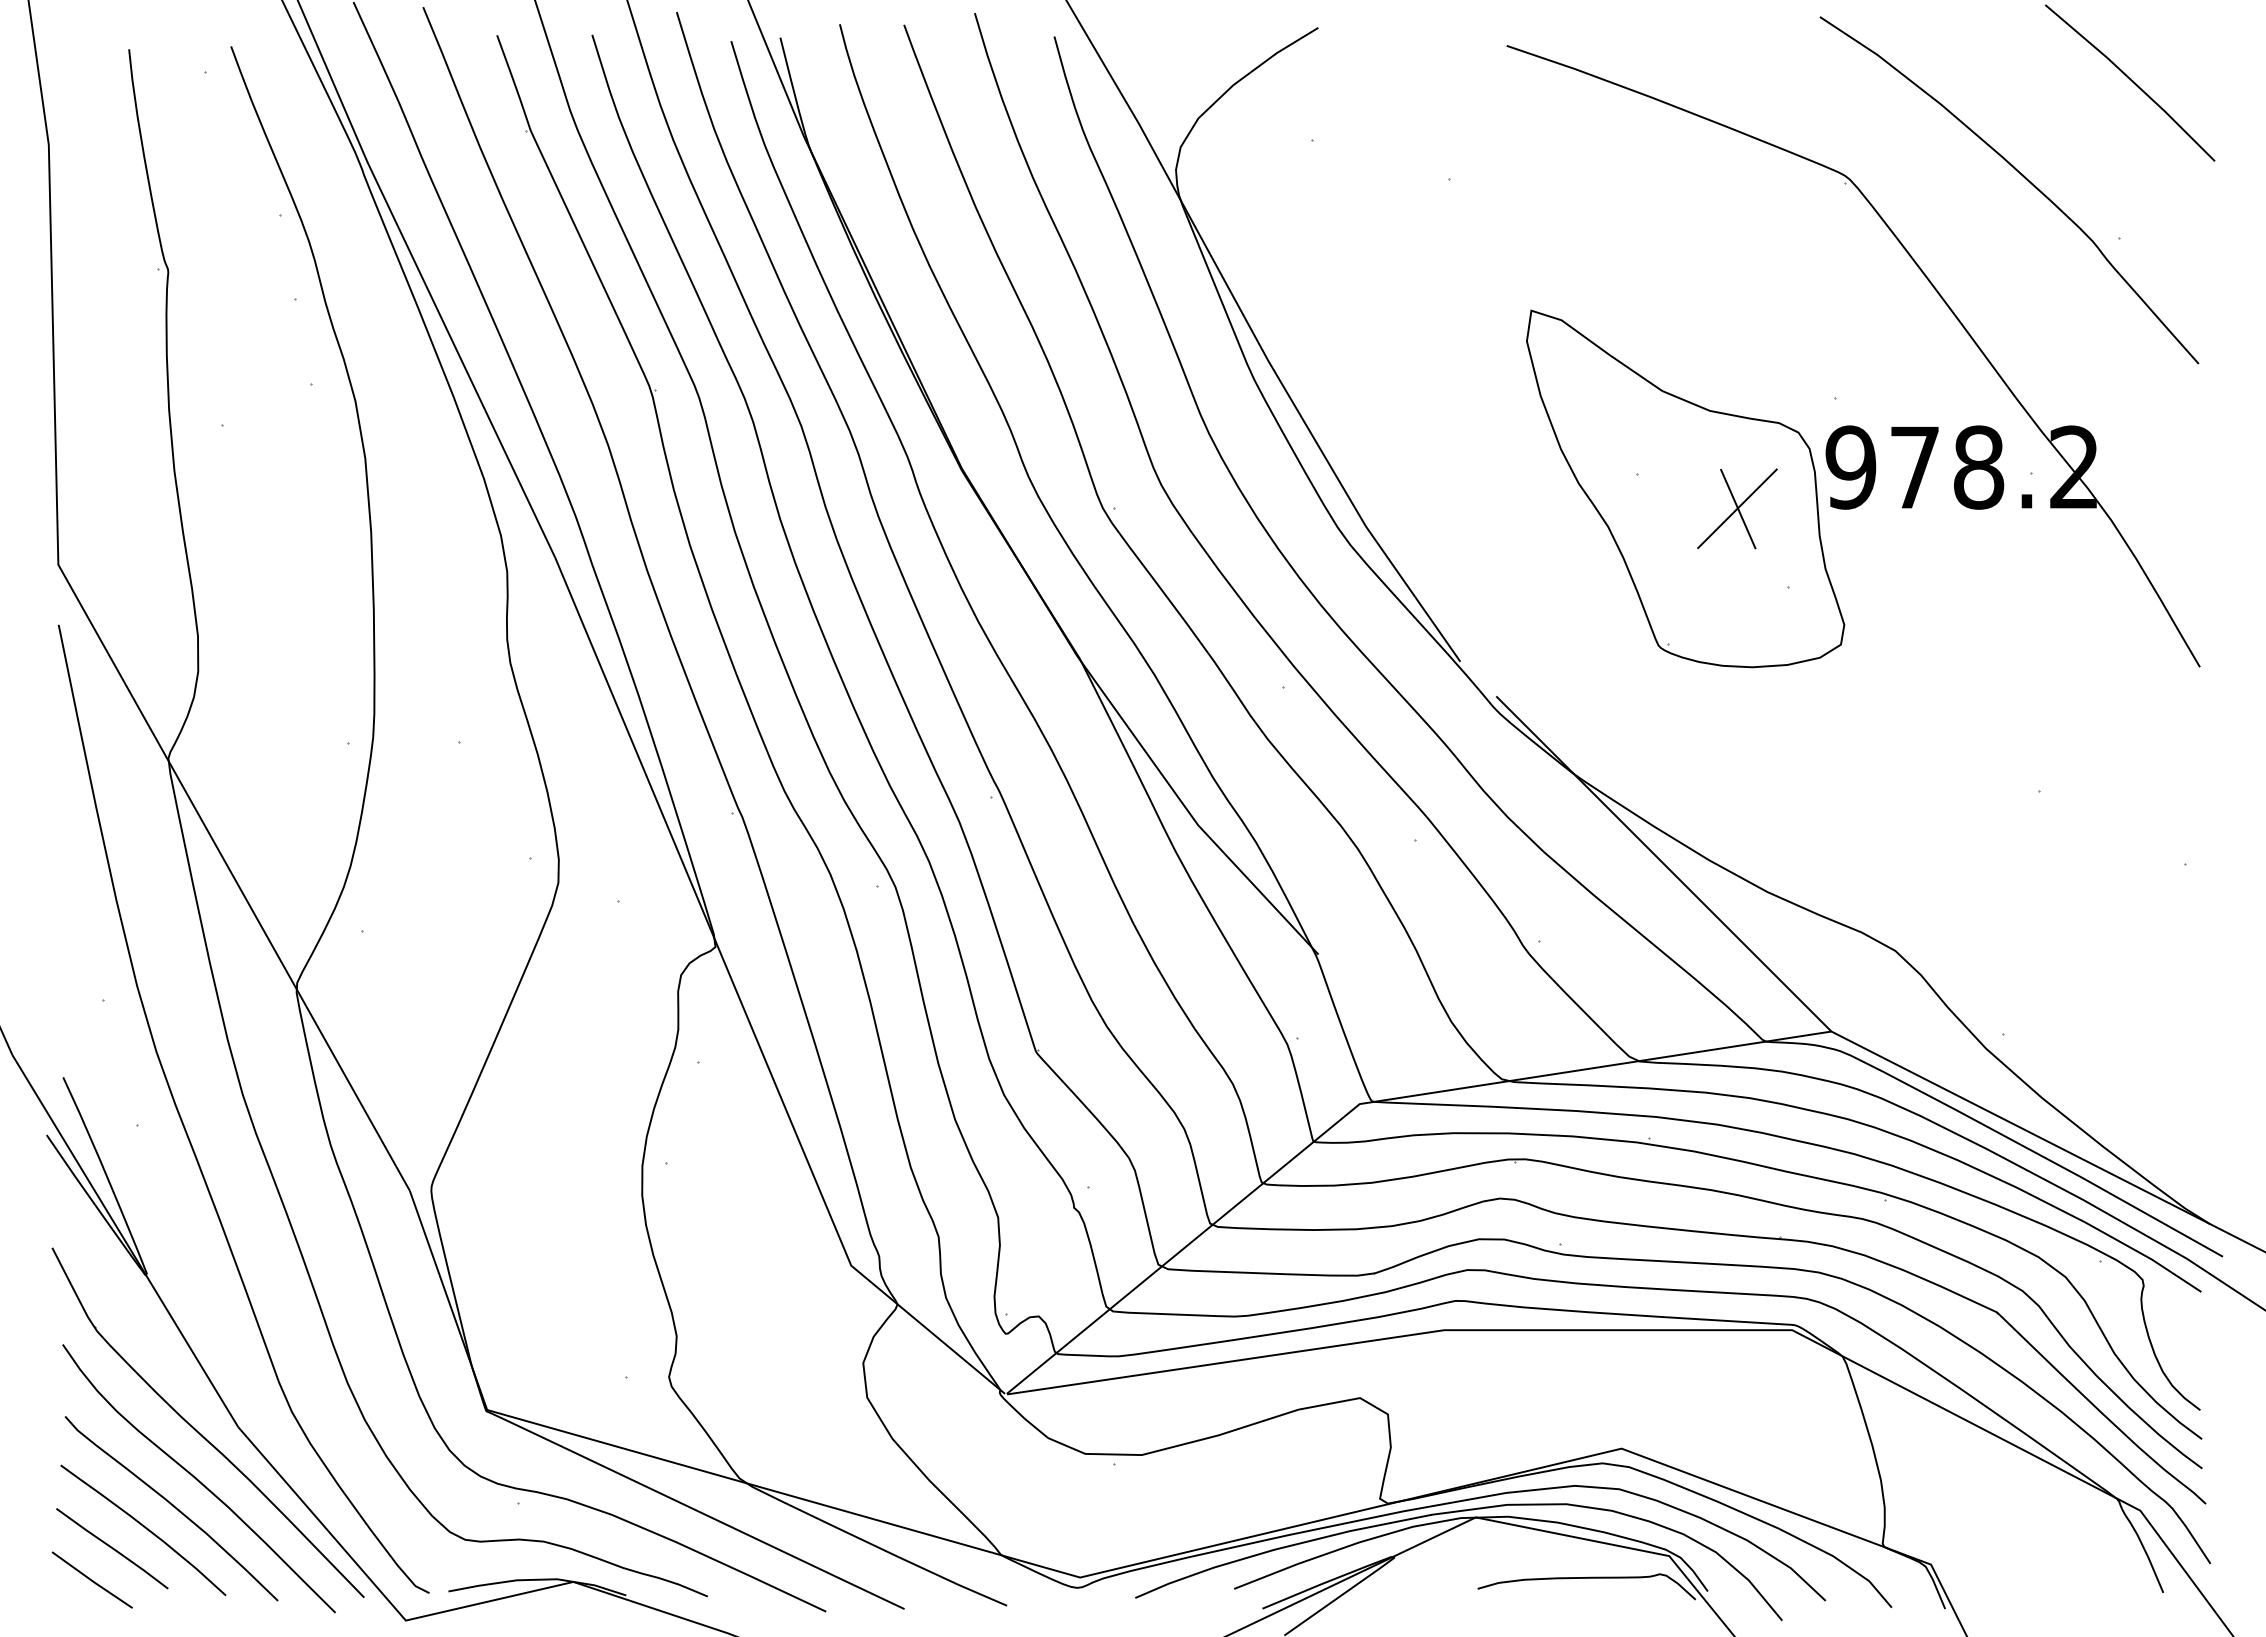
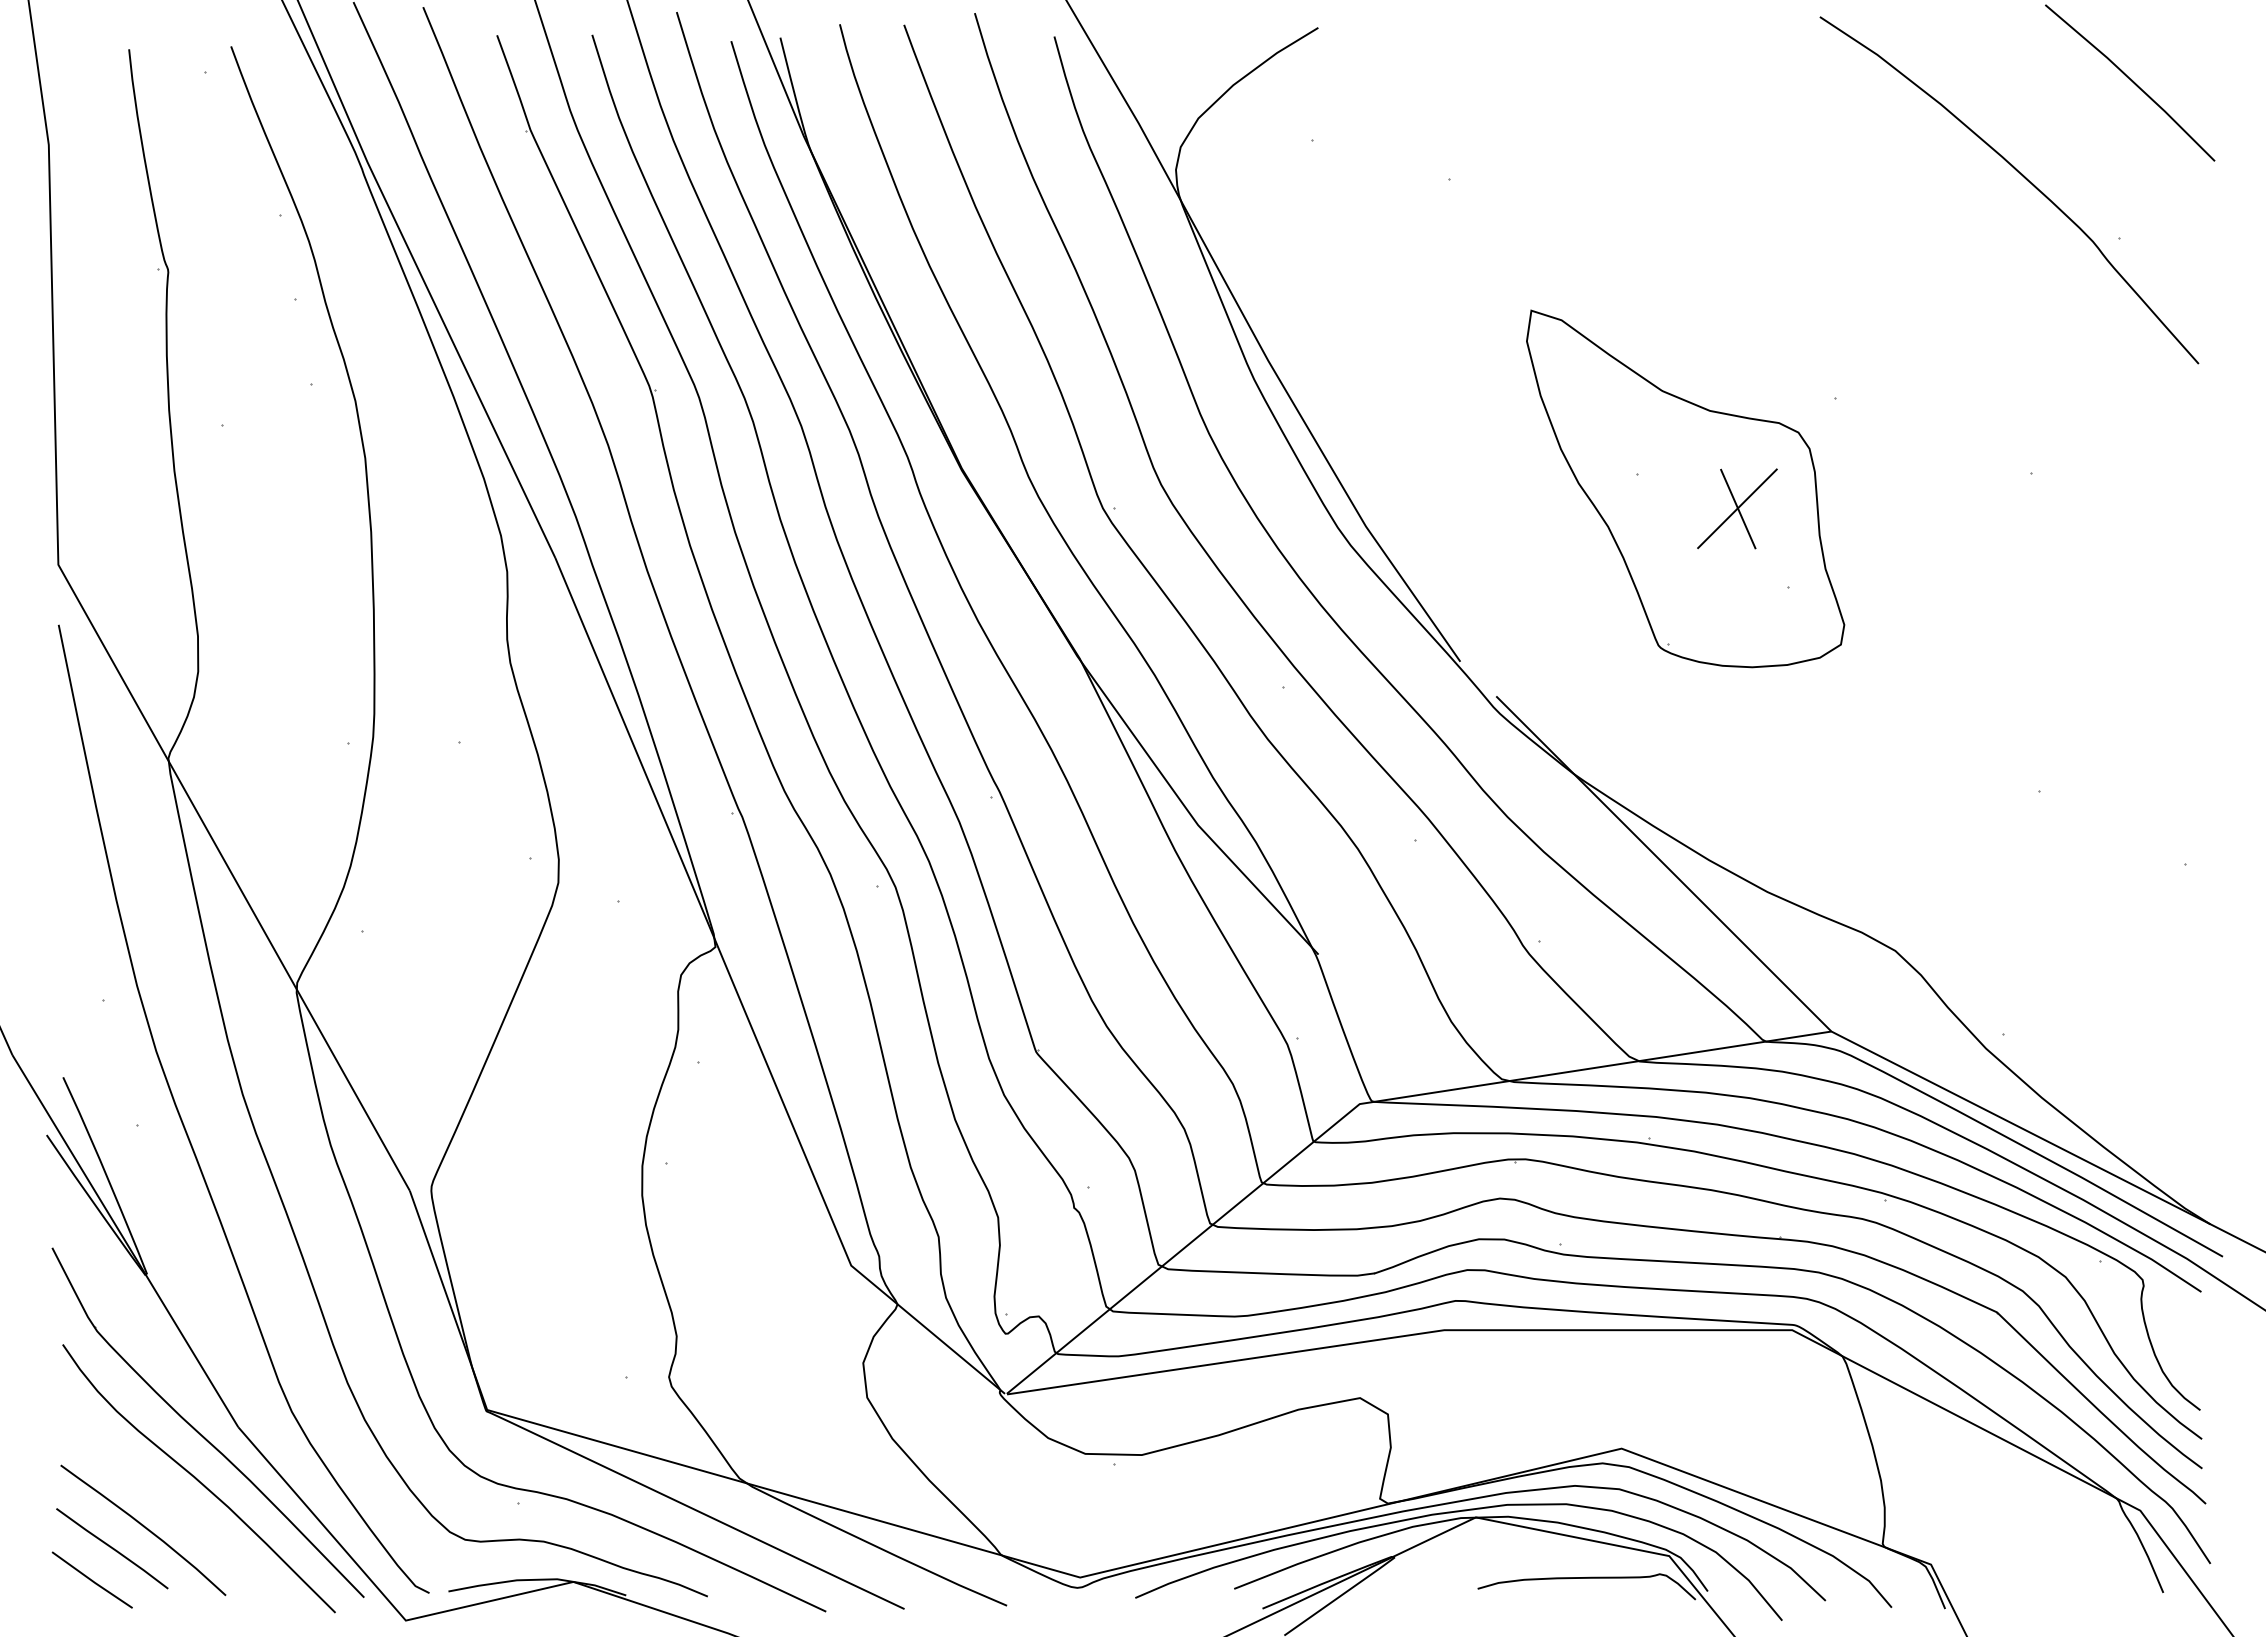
part: present -> none (1853, 425)
curve: present -> none (172, 1506)
